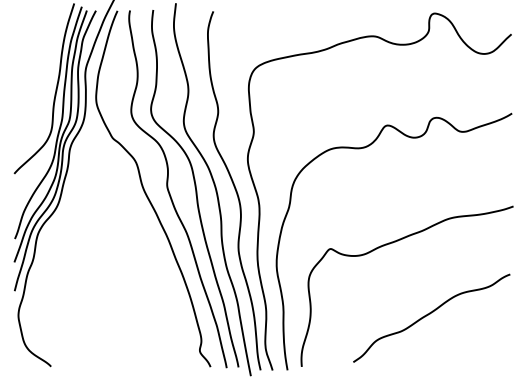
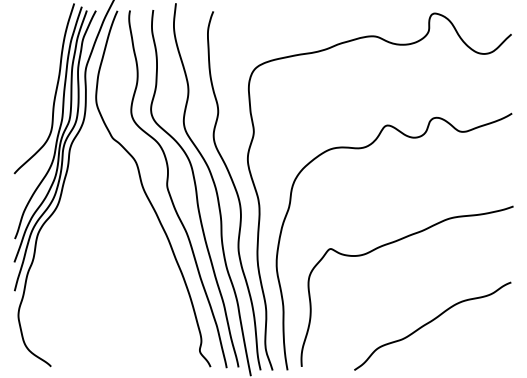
curve position: (430, 314) -> (431, 322) (431, 322)
